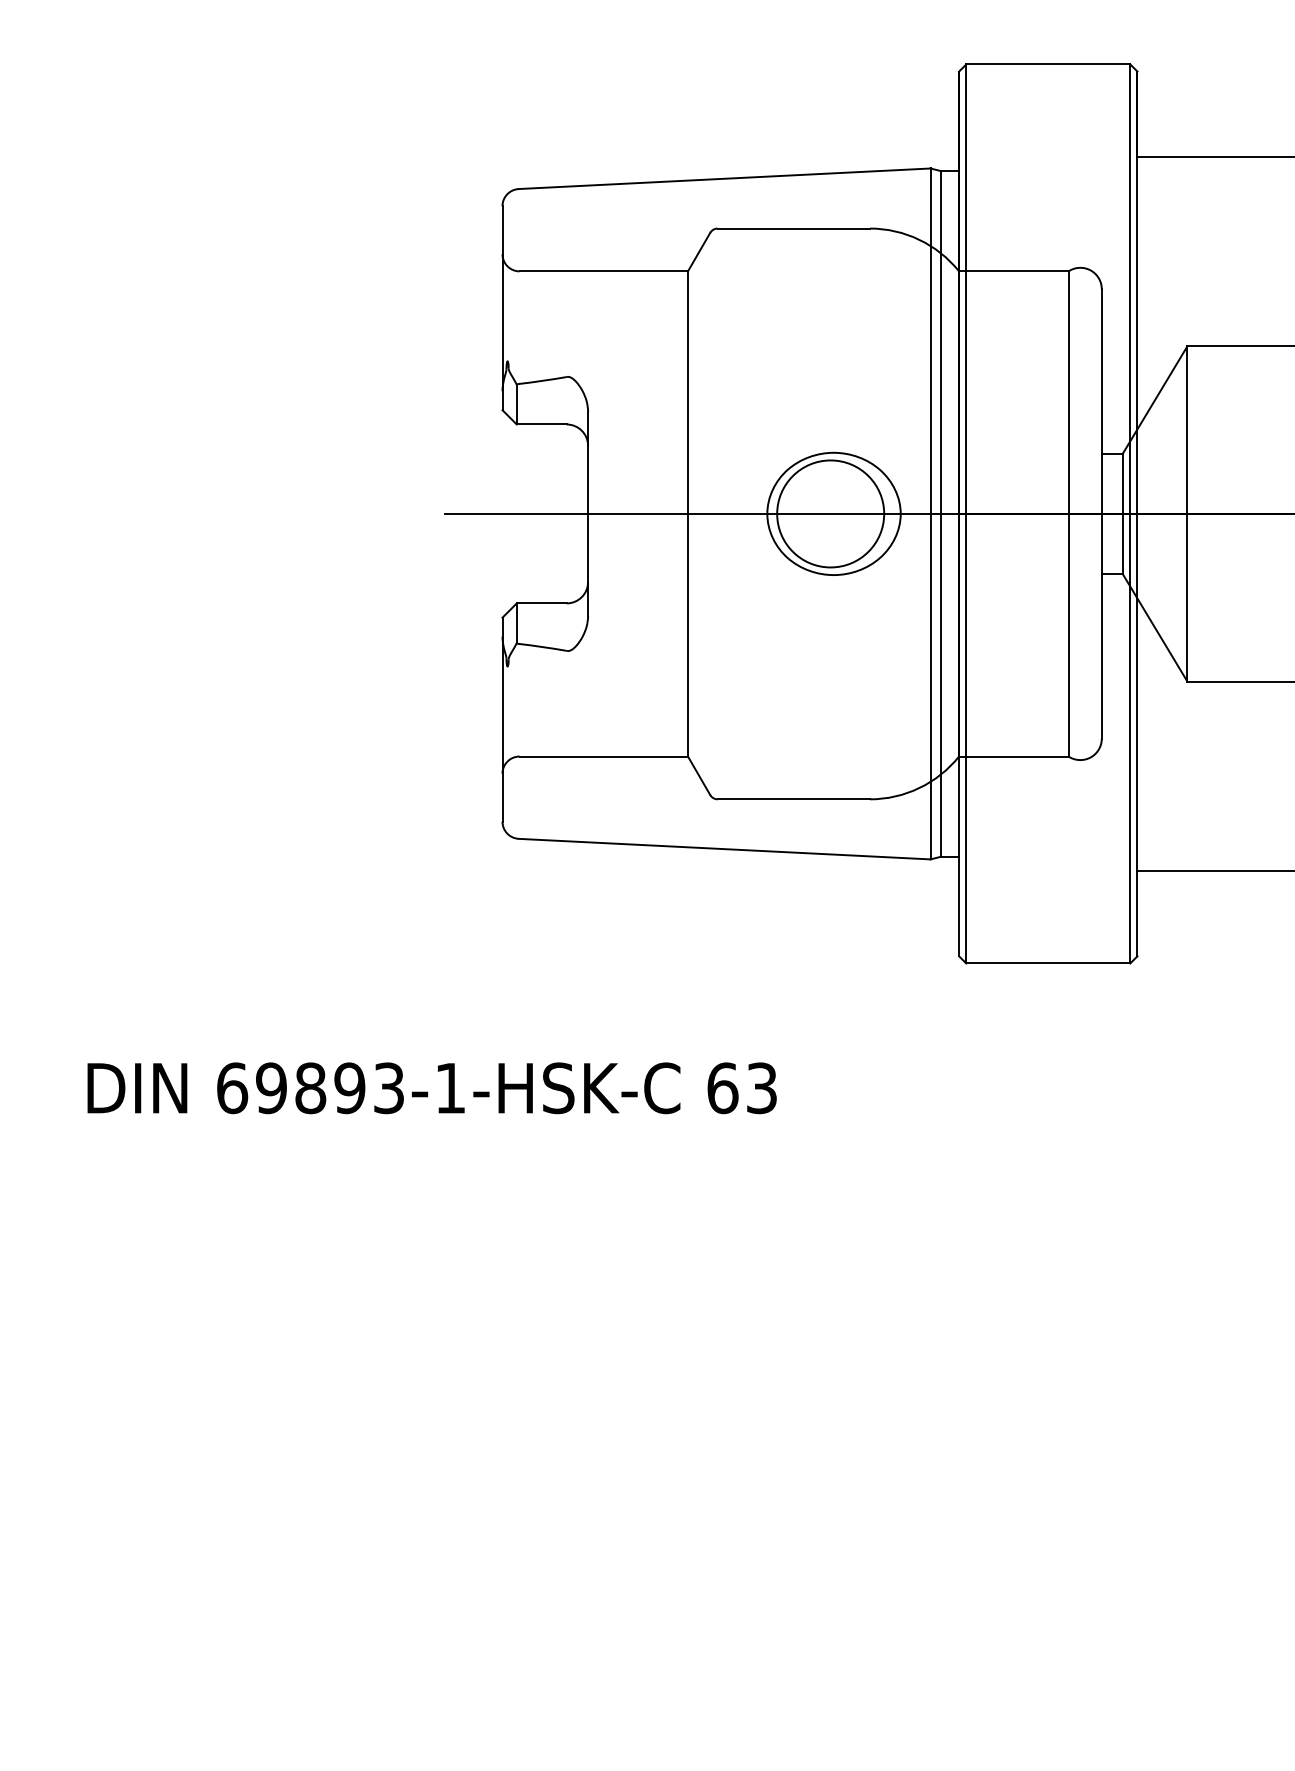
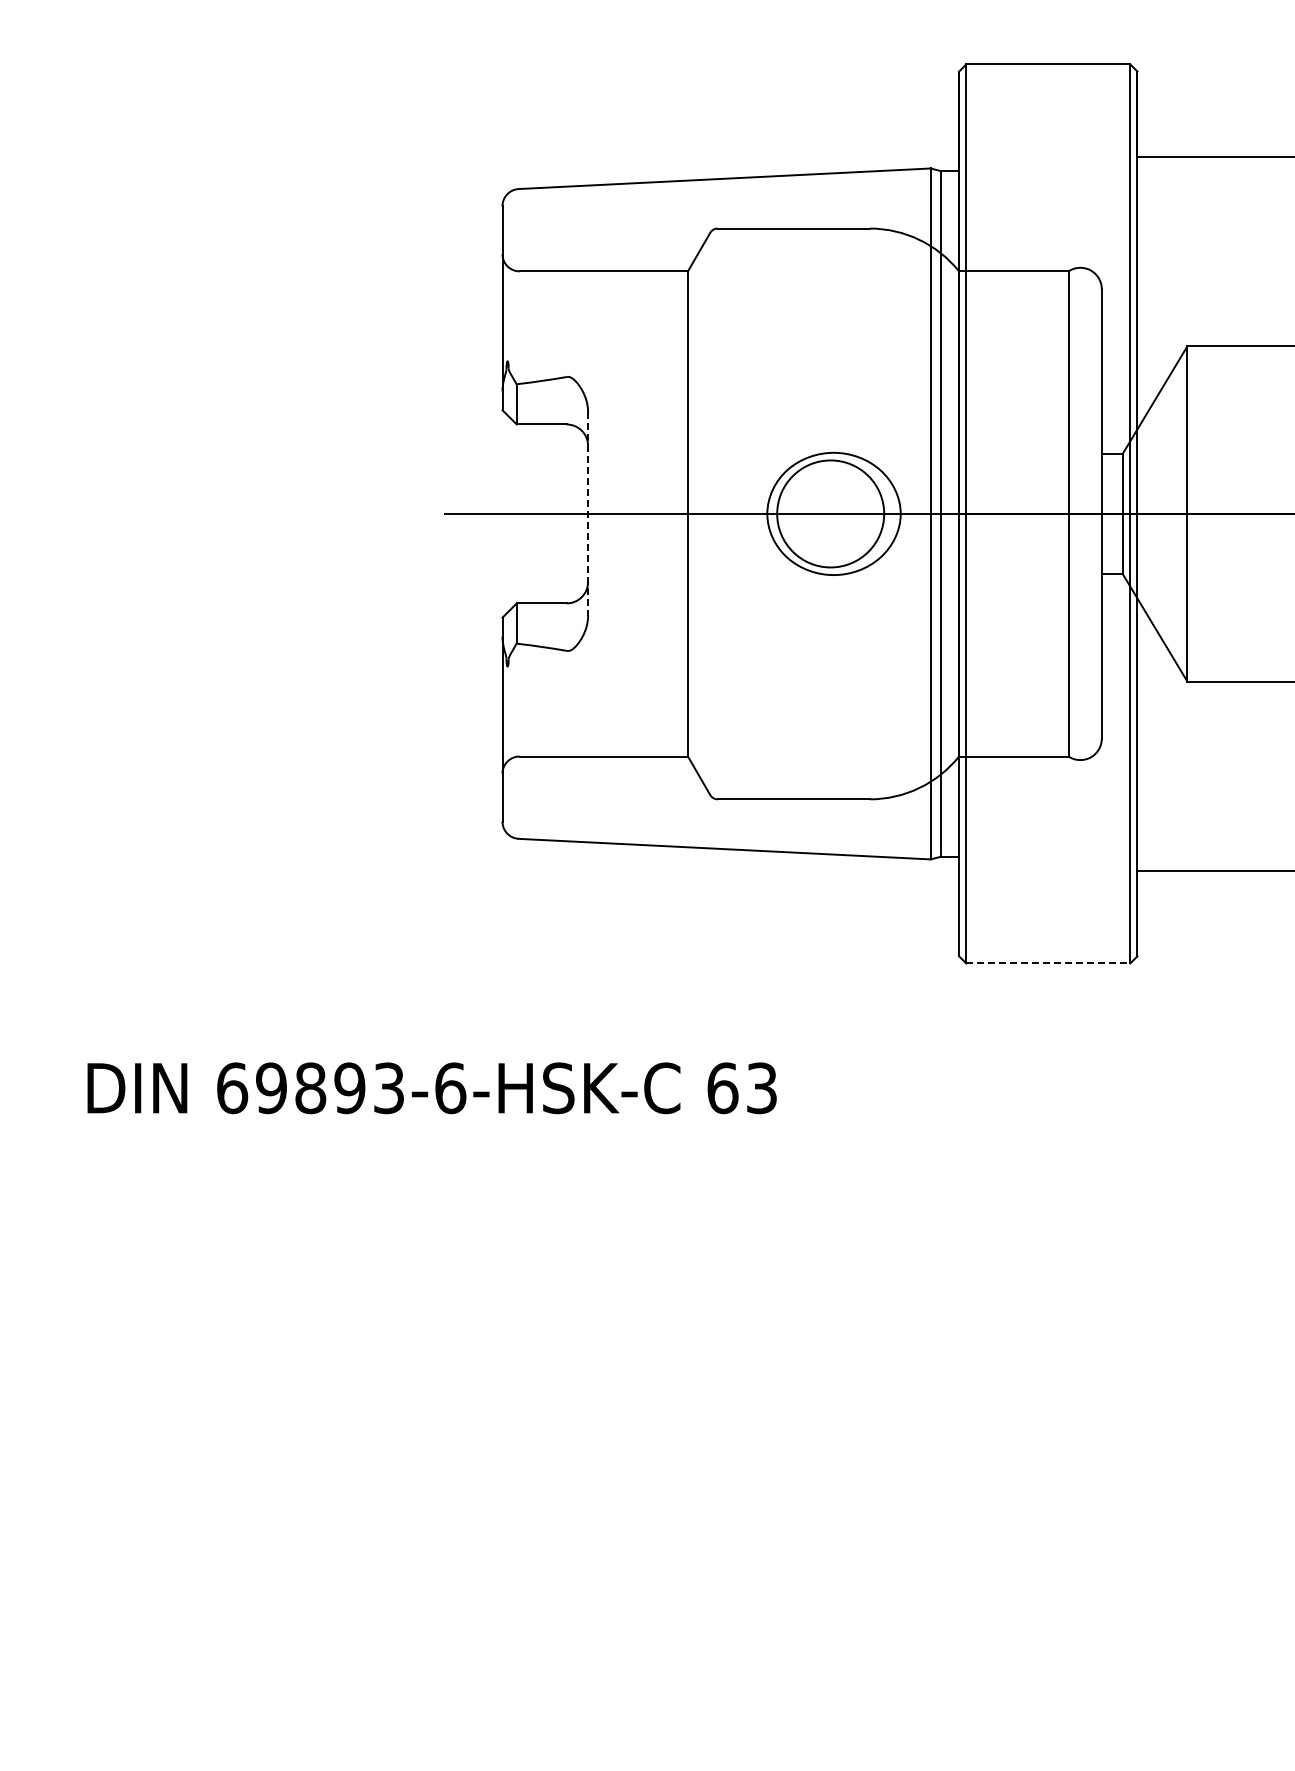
line: solid -> dashed (588, 513)
line: solid -> dashed (1048, 963)
text: 69893-1-HSK-C -> 69893-6-HSK-C (450, 1088)
